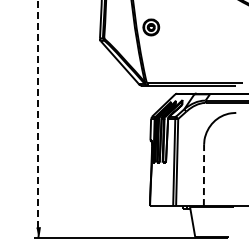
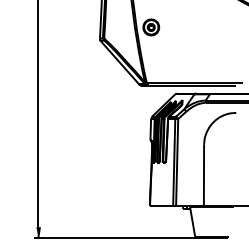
line: dashed -> solid (38, 114)
line: dashed -> solid (203, 175)
